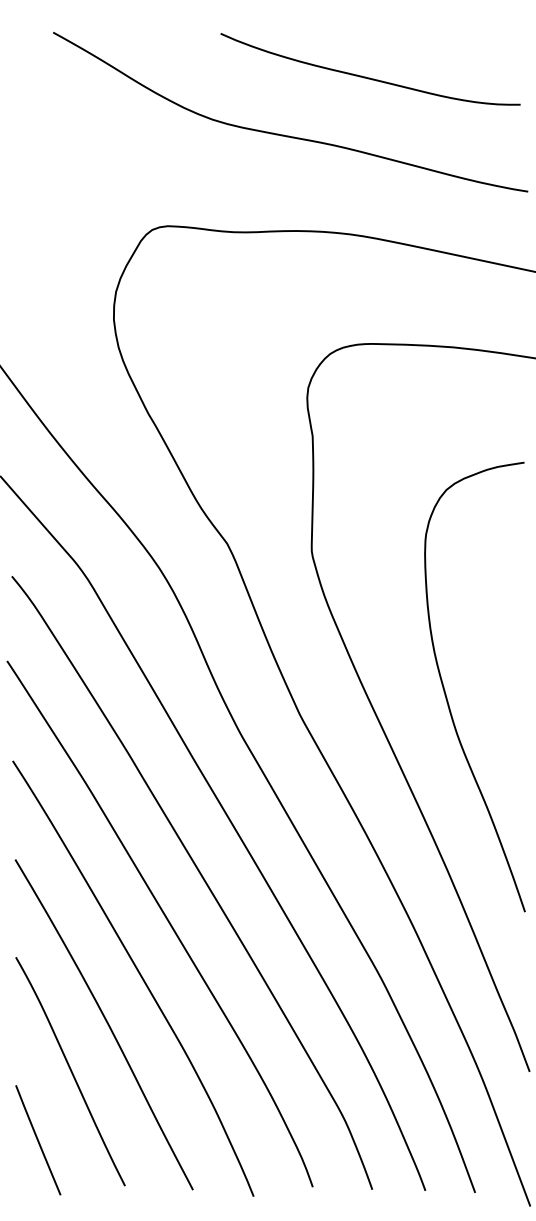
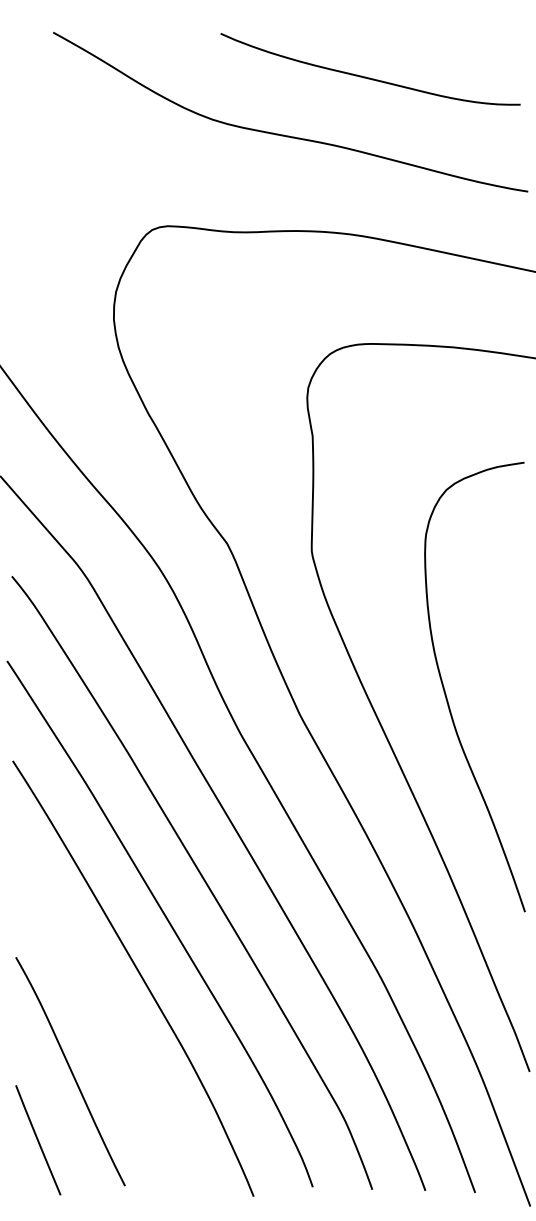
curve: present -> none (106, 1023)
